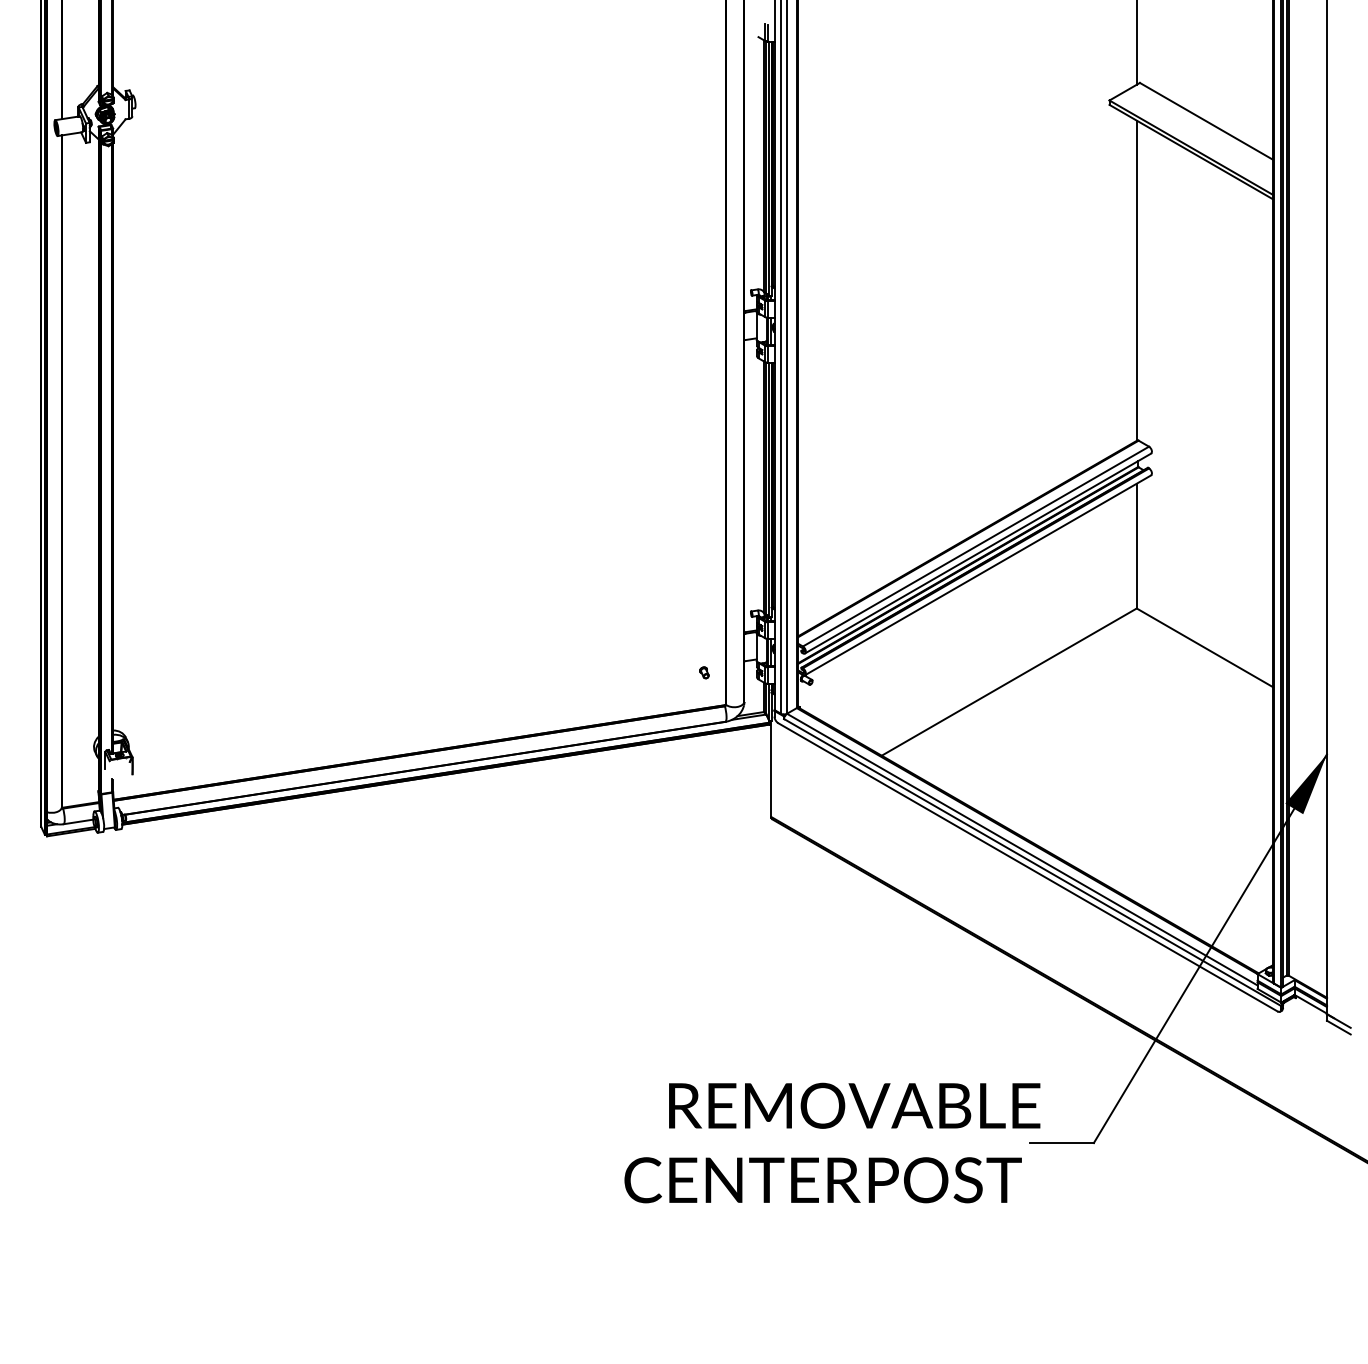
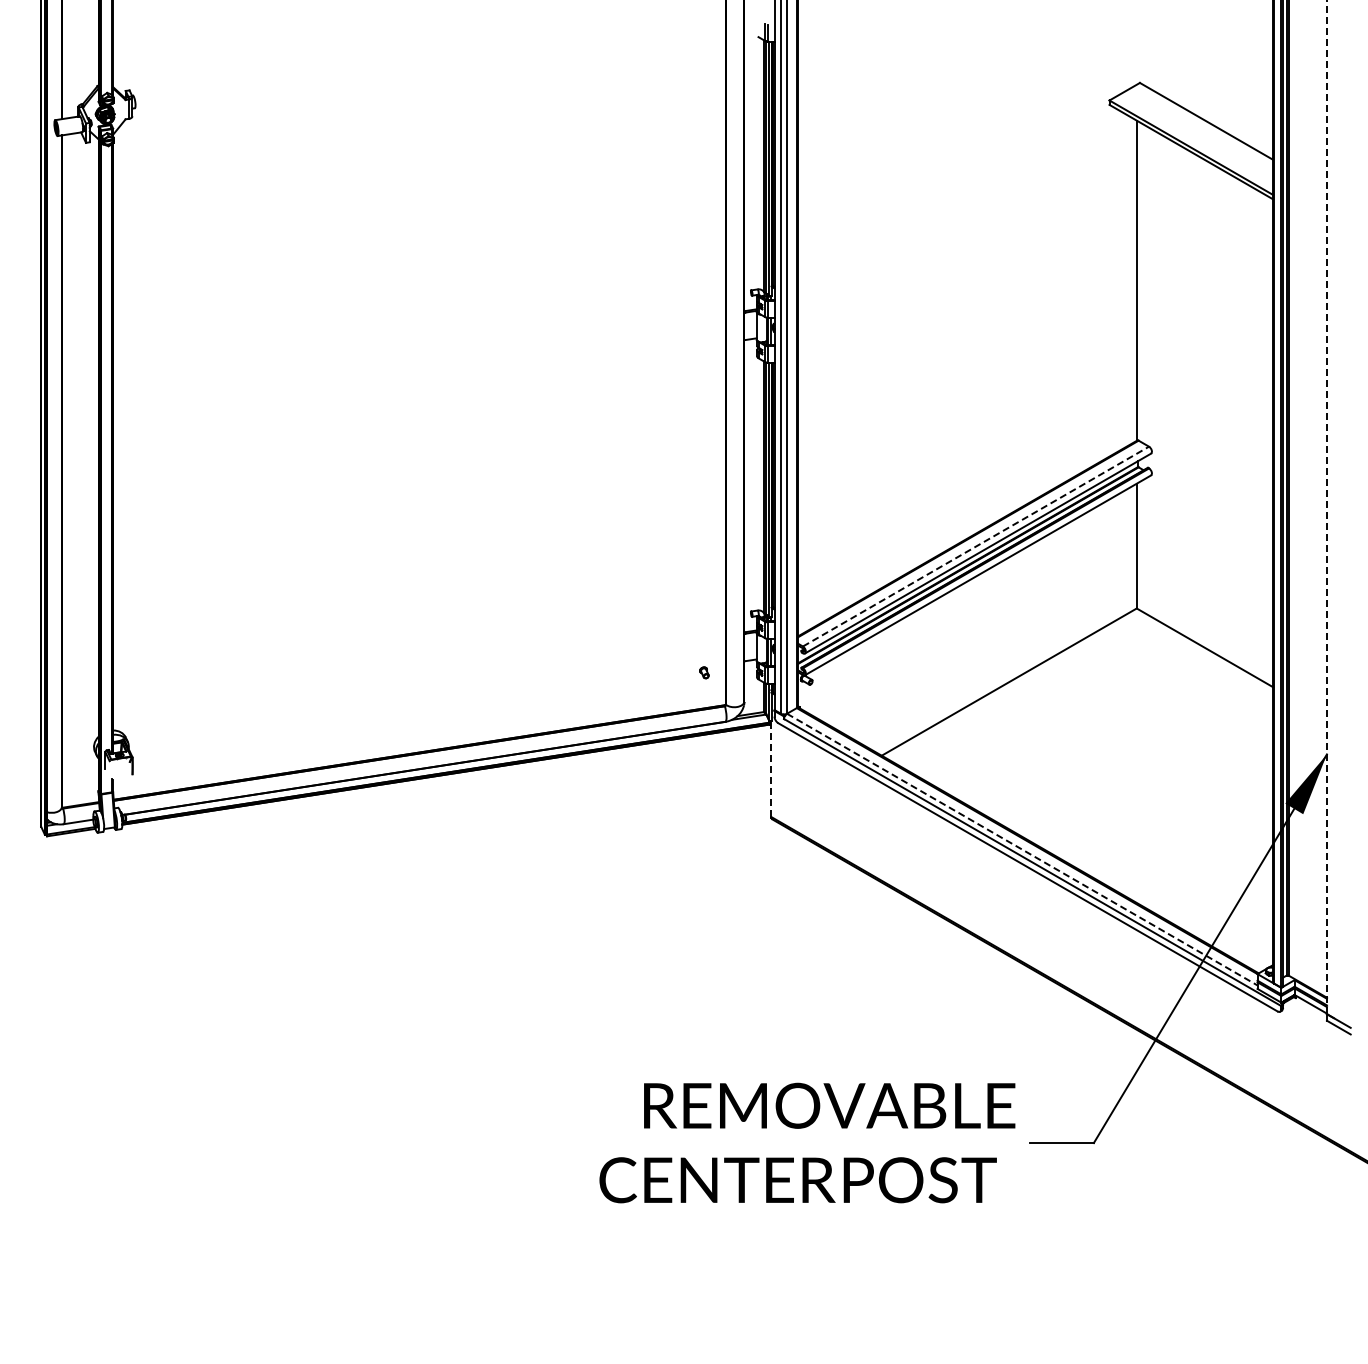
line: present -> none (1136, 43)
line: solid -> dashed (1326, 507)
line: solid -> dashed (976, 546)
line: solid -> dashed (771, 768)
line: solid -> dashed (1022, 849)
text position: (832, 1142) -> (807, 1142) (807, 1142)
